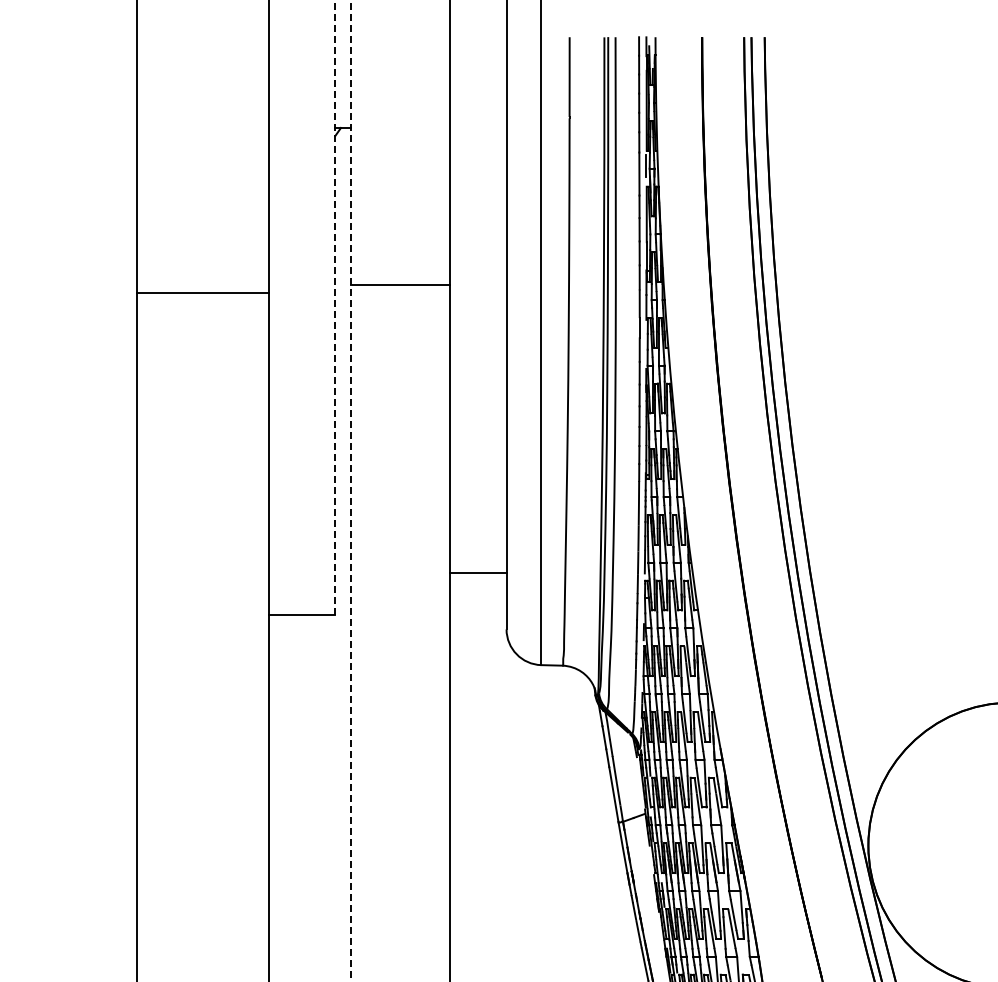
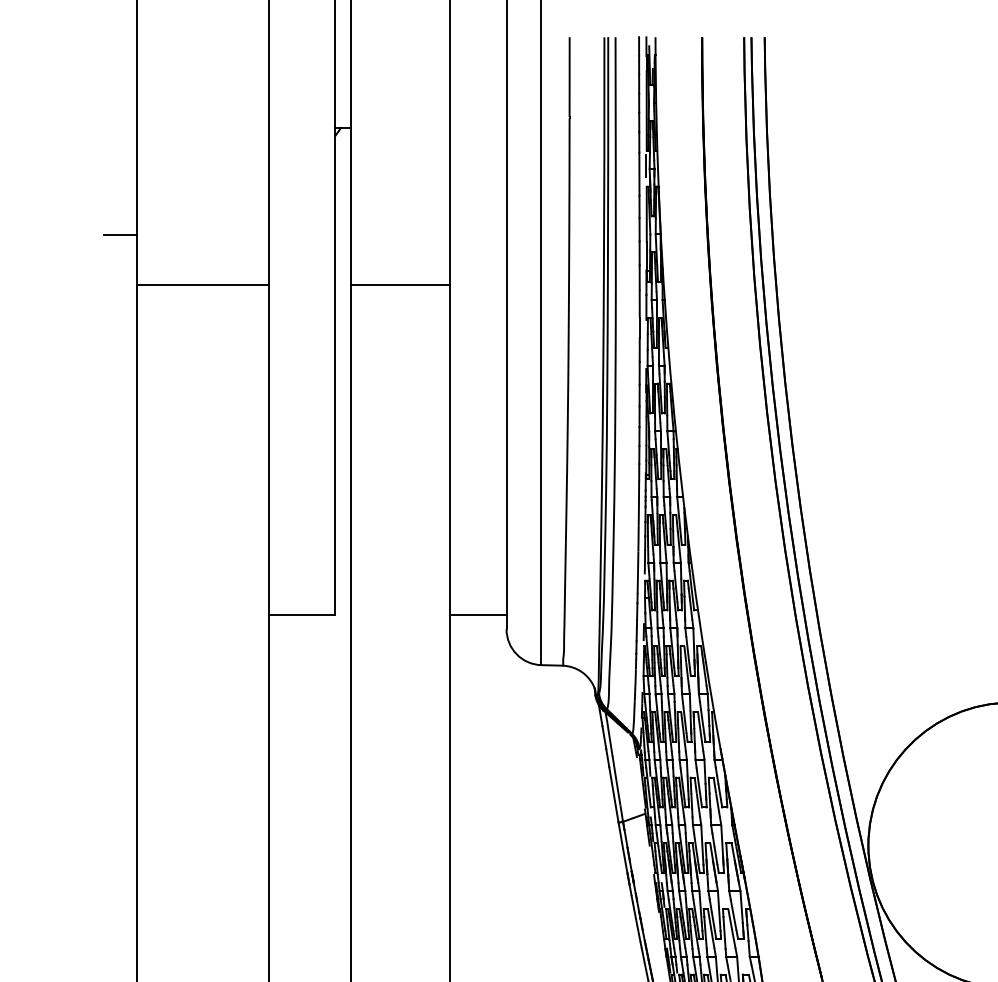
line: none -> present (119, 235)
line position: (202, 293) -> (202, 285) (202, 285)
line: dashed -> solid (334, 307)
line: dashed -> solid (351, 490)
line position: (478, 572) -> (478, 614) (478, 614)
